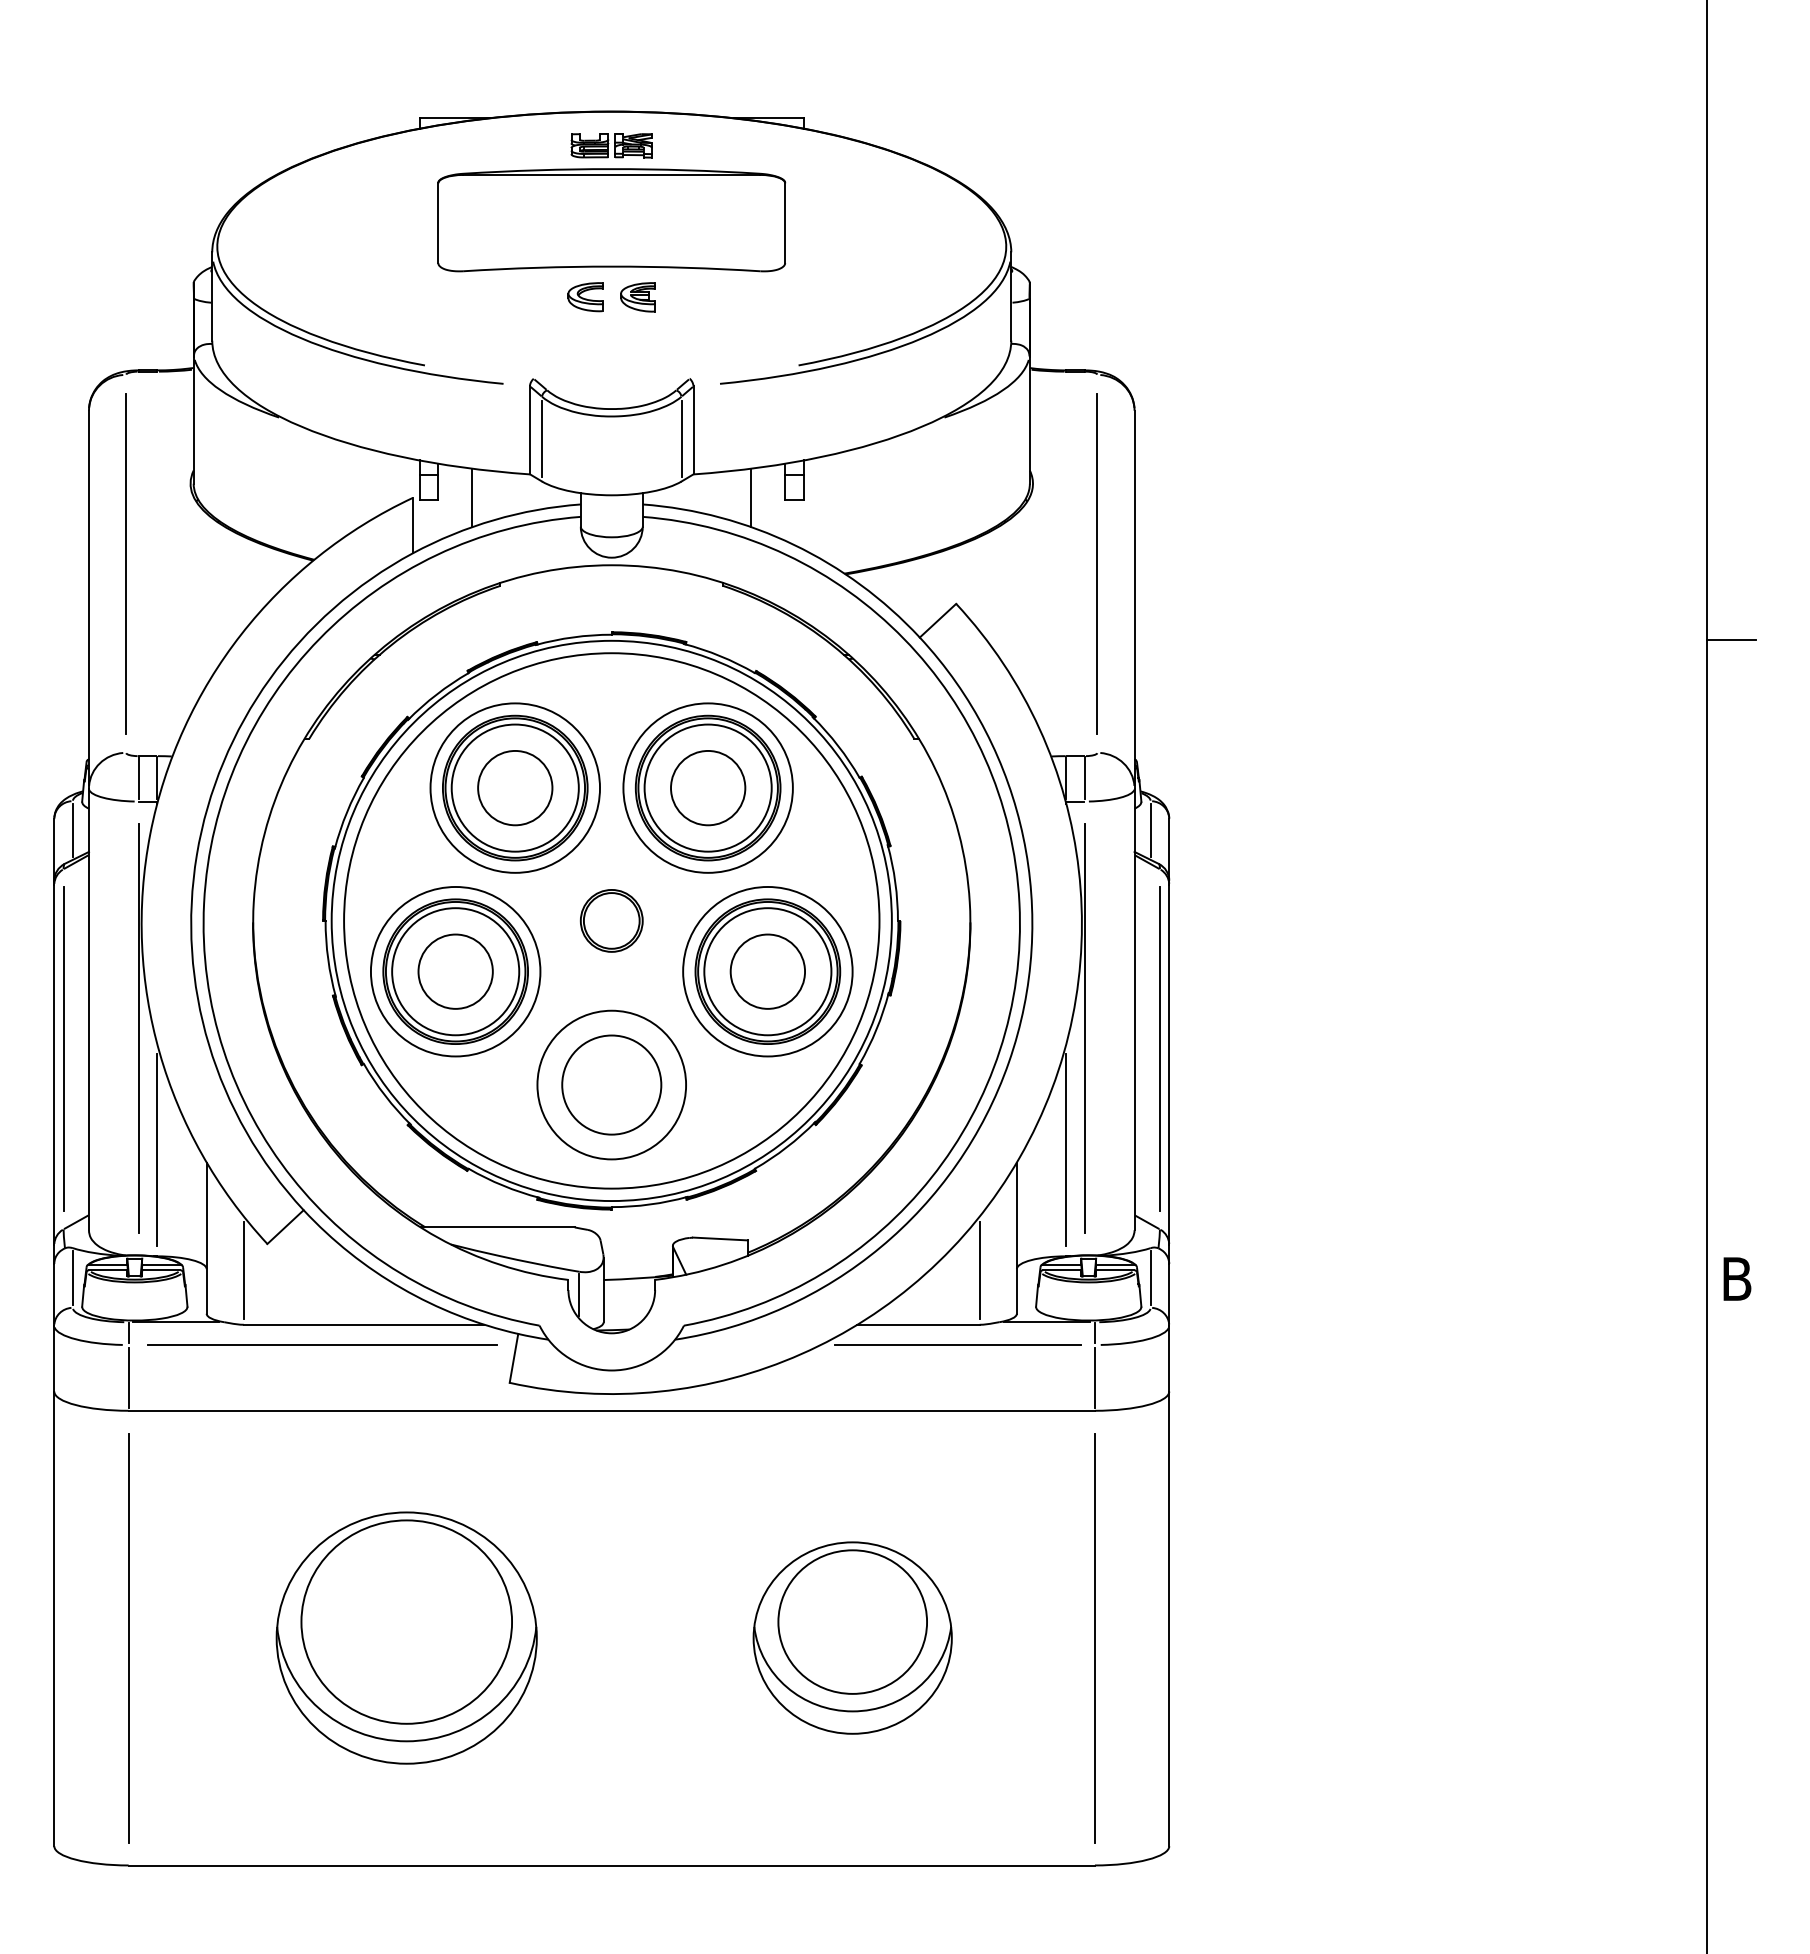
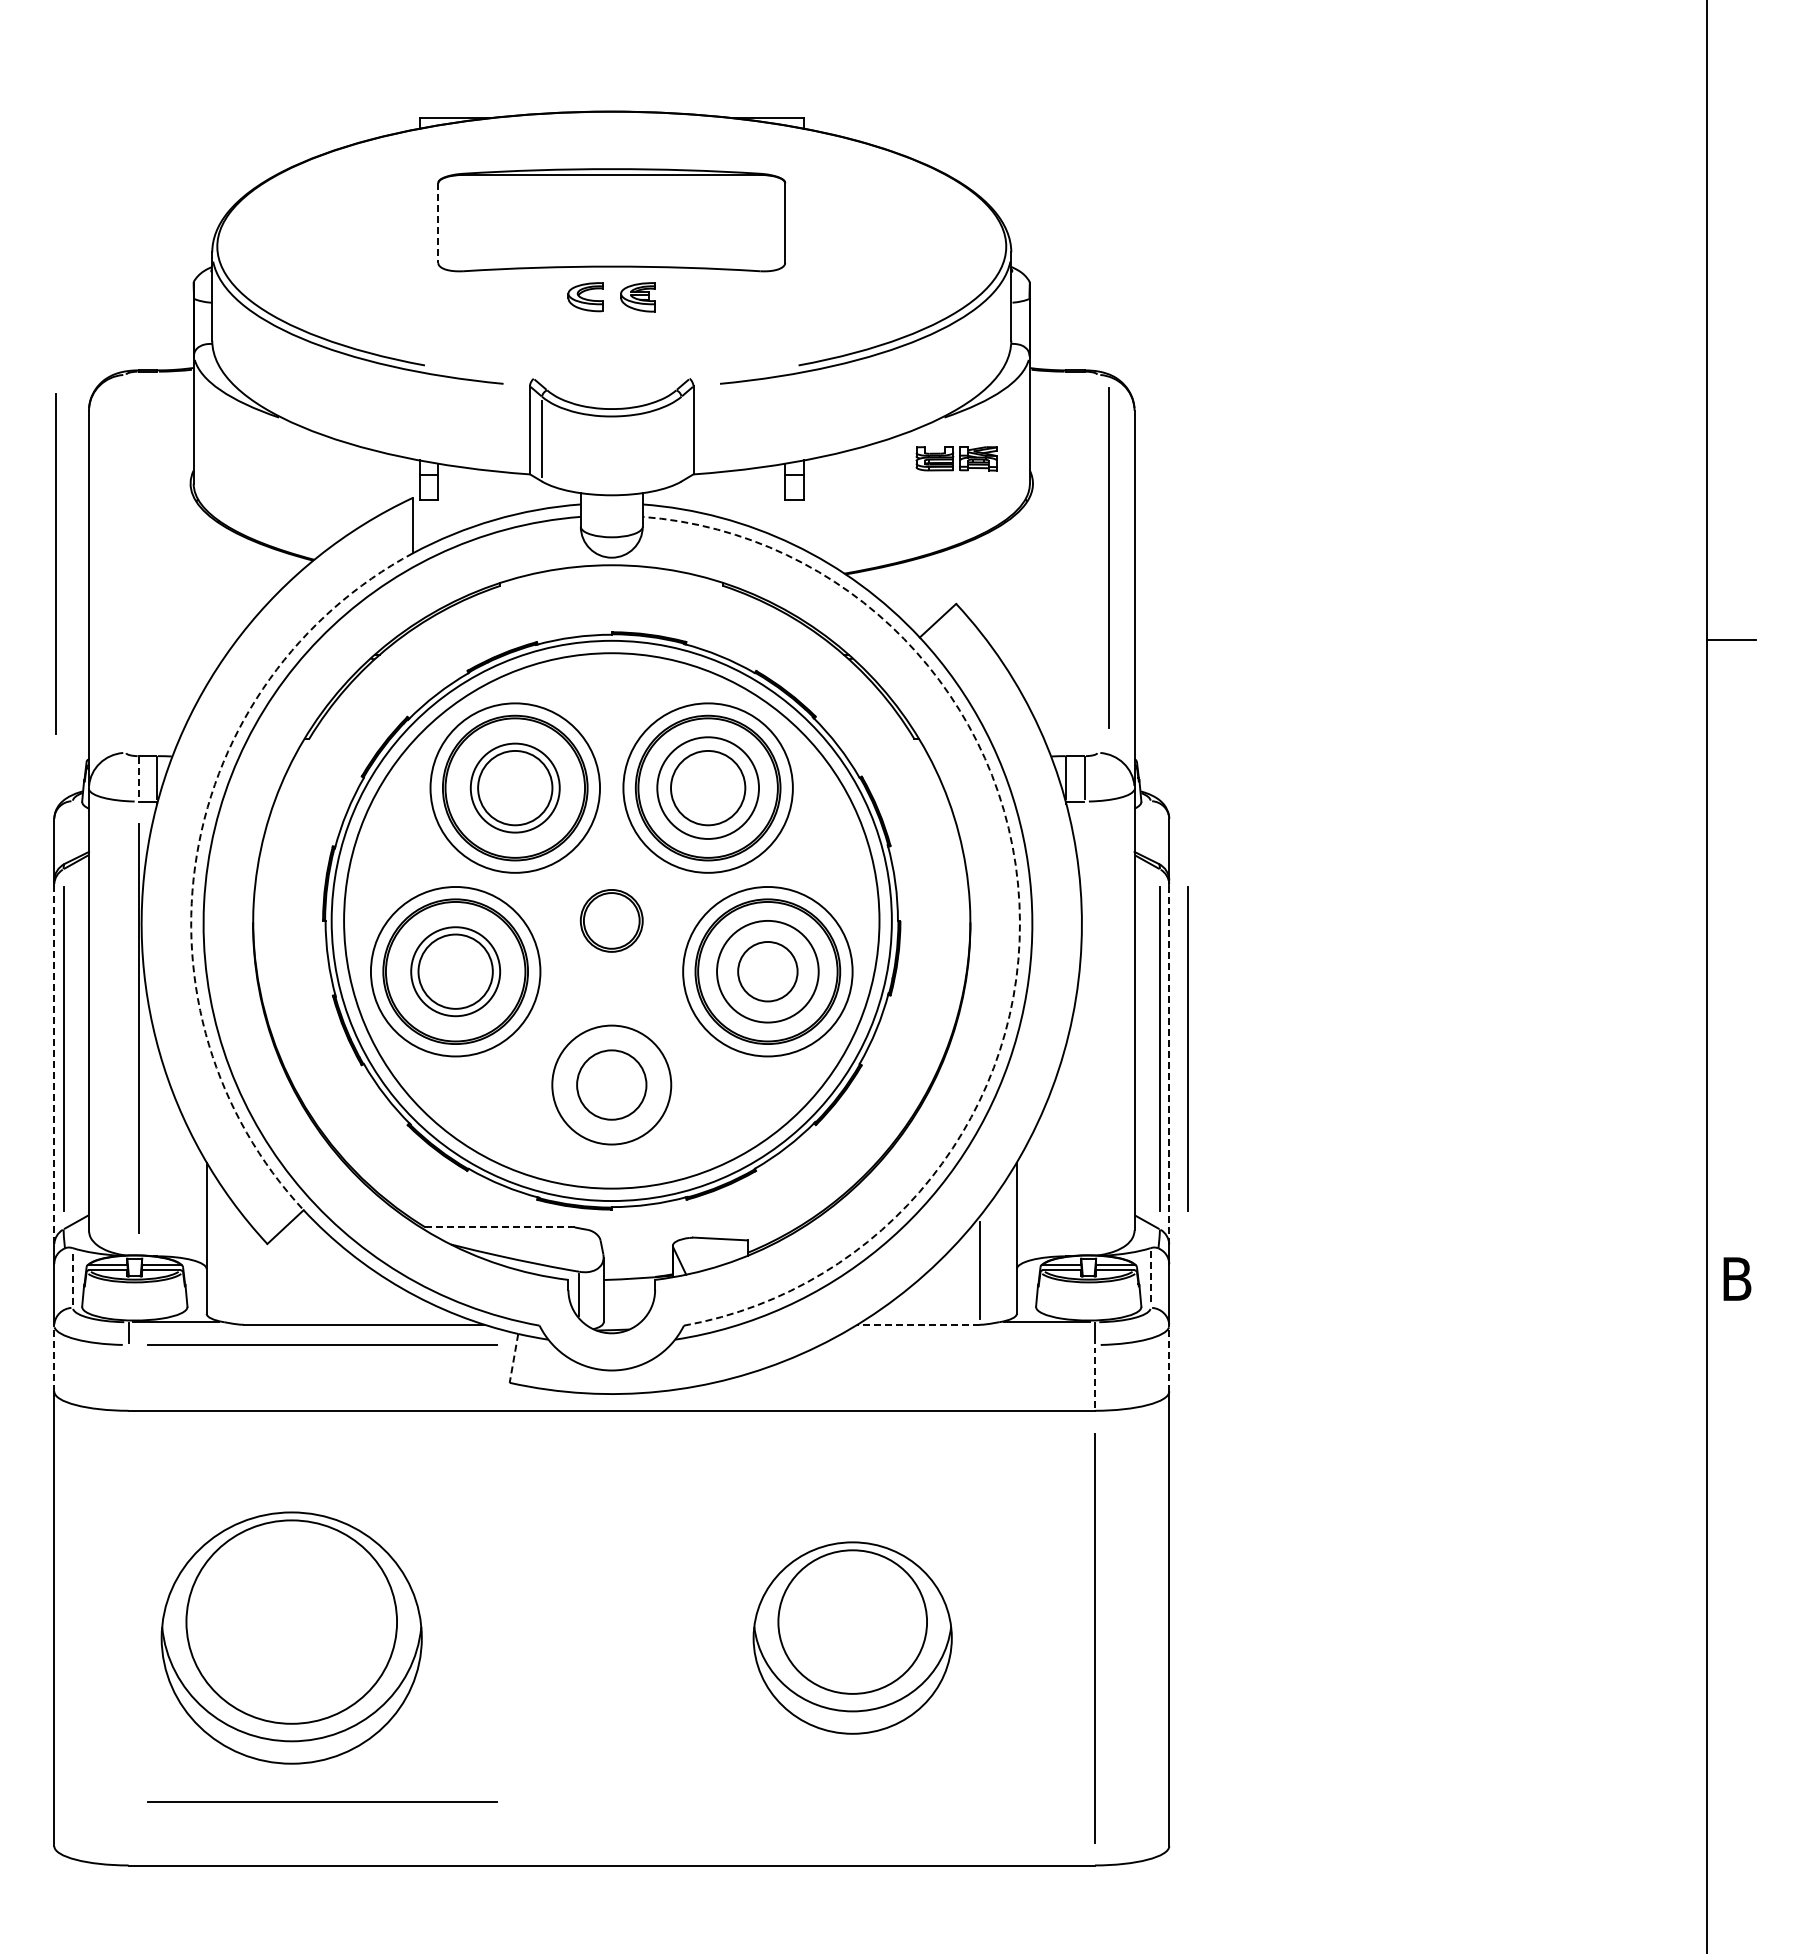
part position: (611, 145) -> (956, 458) (956, 458)
line: solid -> dashed (438, 223)
line: present -> none (681, 438)
line: present -> none (472, 497)
line: present -> none (751, 497)
line position: (125, 563) -> (55, 563) (55, 563)
line position: (1096, 563) -> (1108, 557) (1108, 557)
line: solid -> dashed (138, 777)
circle diameter: 127 px -> 89 px (514, 787)
circle diameter: 127 px -> 102 px (708, 787)
line: present -> none (72, 830)
line: present -> none (1150, 830)
arc: solid -> dashed (196, 854)
arc: solid -> dashed (1019, 903)
circle diameter: 127 px -> 89 px (455, 971)
circle diameter: 127 px -> 102 px (767, 971)
circle diameter: 74 px -> 59 px (767, 971)
line: present -> none (1085, 1028)
line: none -> present (1187, 1048)
line: solid -> dashed (1169, 1064)
line: solid -> dashed (54, 1065)
circle diameter: 149 px -> 119 px (611, 1084)
circle diameter: 99 px -> 69 px (611, 1084)
line: present -> none (157, 1149)
line: present -> none (1066, 1149)
line: solid -> dashed (497, 1227)
line: present -> none (243, 1270)
line: solid -> dashed (72, 1278)
line: solid -> dashed (1150, 1278)
line: solid -> dashed (918, 1324)
line: present -> none (957, 1344)
line: solid -> dashed (54, 1358)
line: solid -> dashed (513, 1358)
line: solid -> dashed (1169, 1358)
line: present -> none (128, 1377)
line: solid -> dashed (1094, 1377)
part position: (406, 1637) -> (291, 1637) (291, 1637)
line: present -> none (128, 1638)
line: none -> present (322, 1801)
